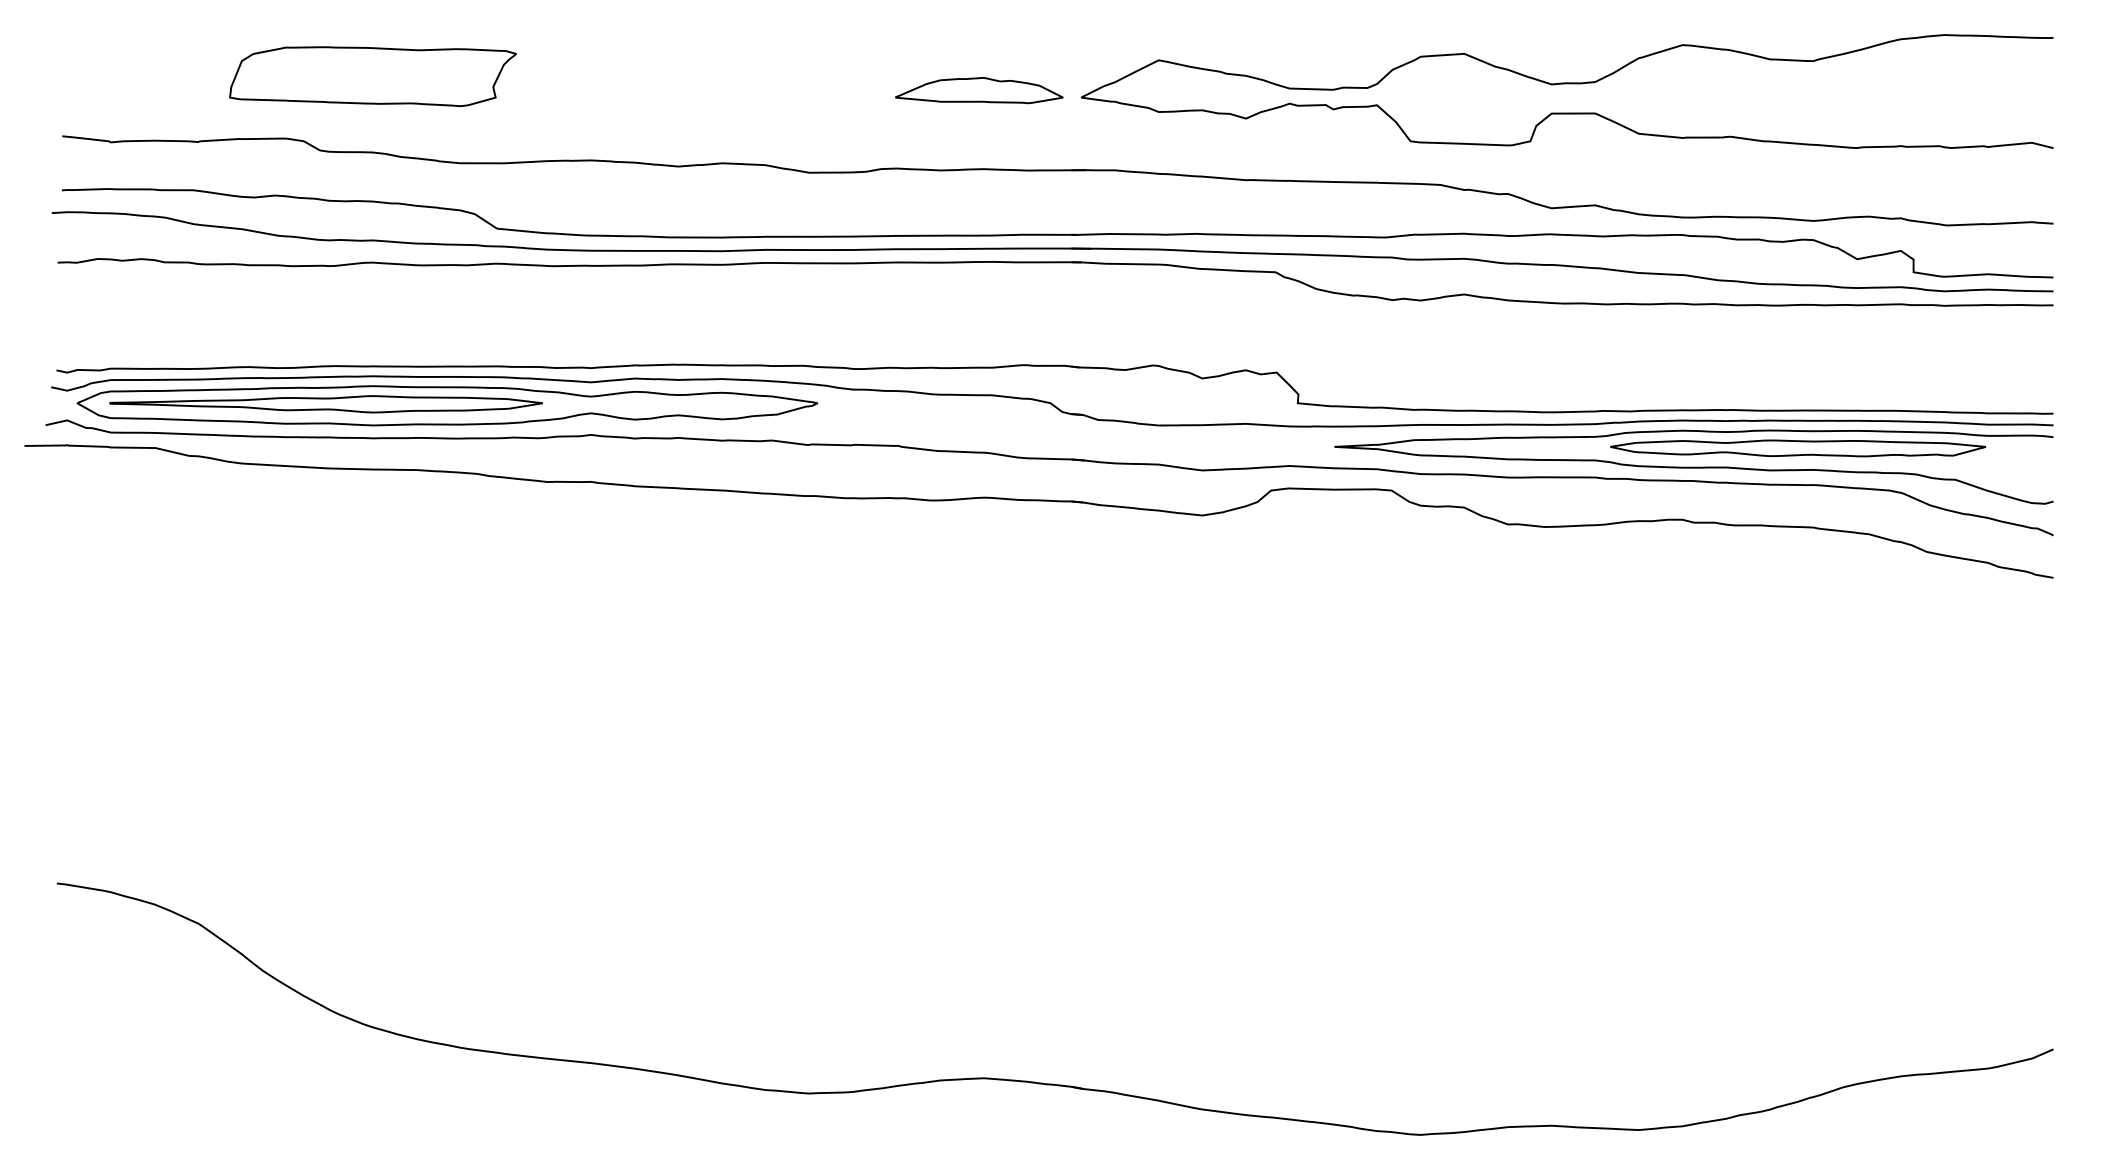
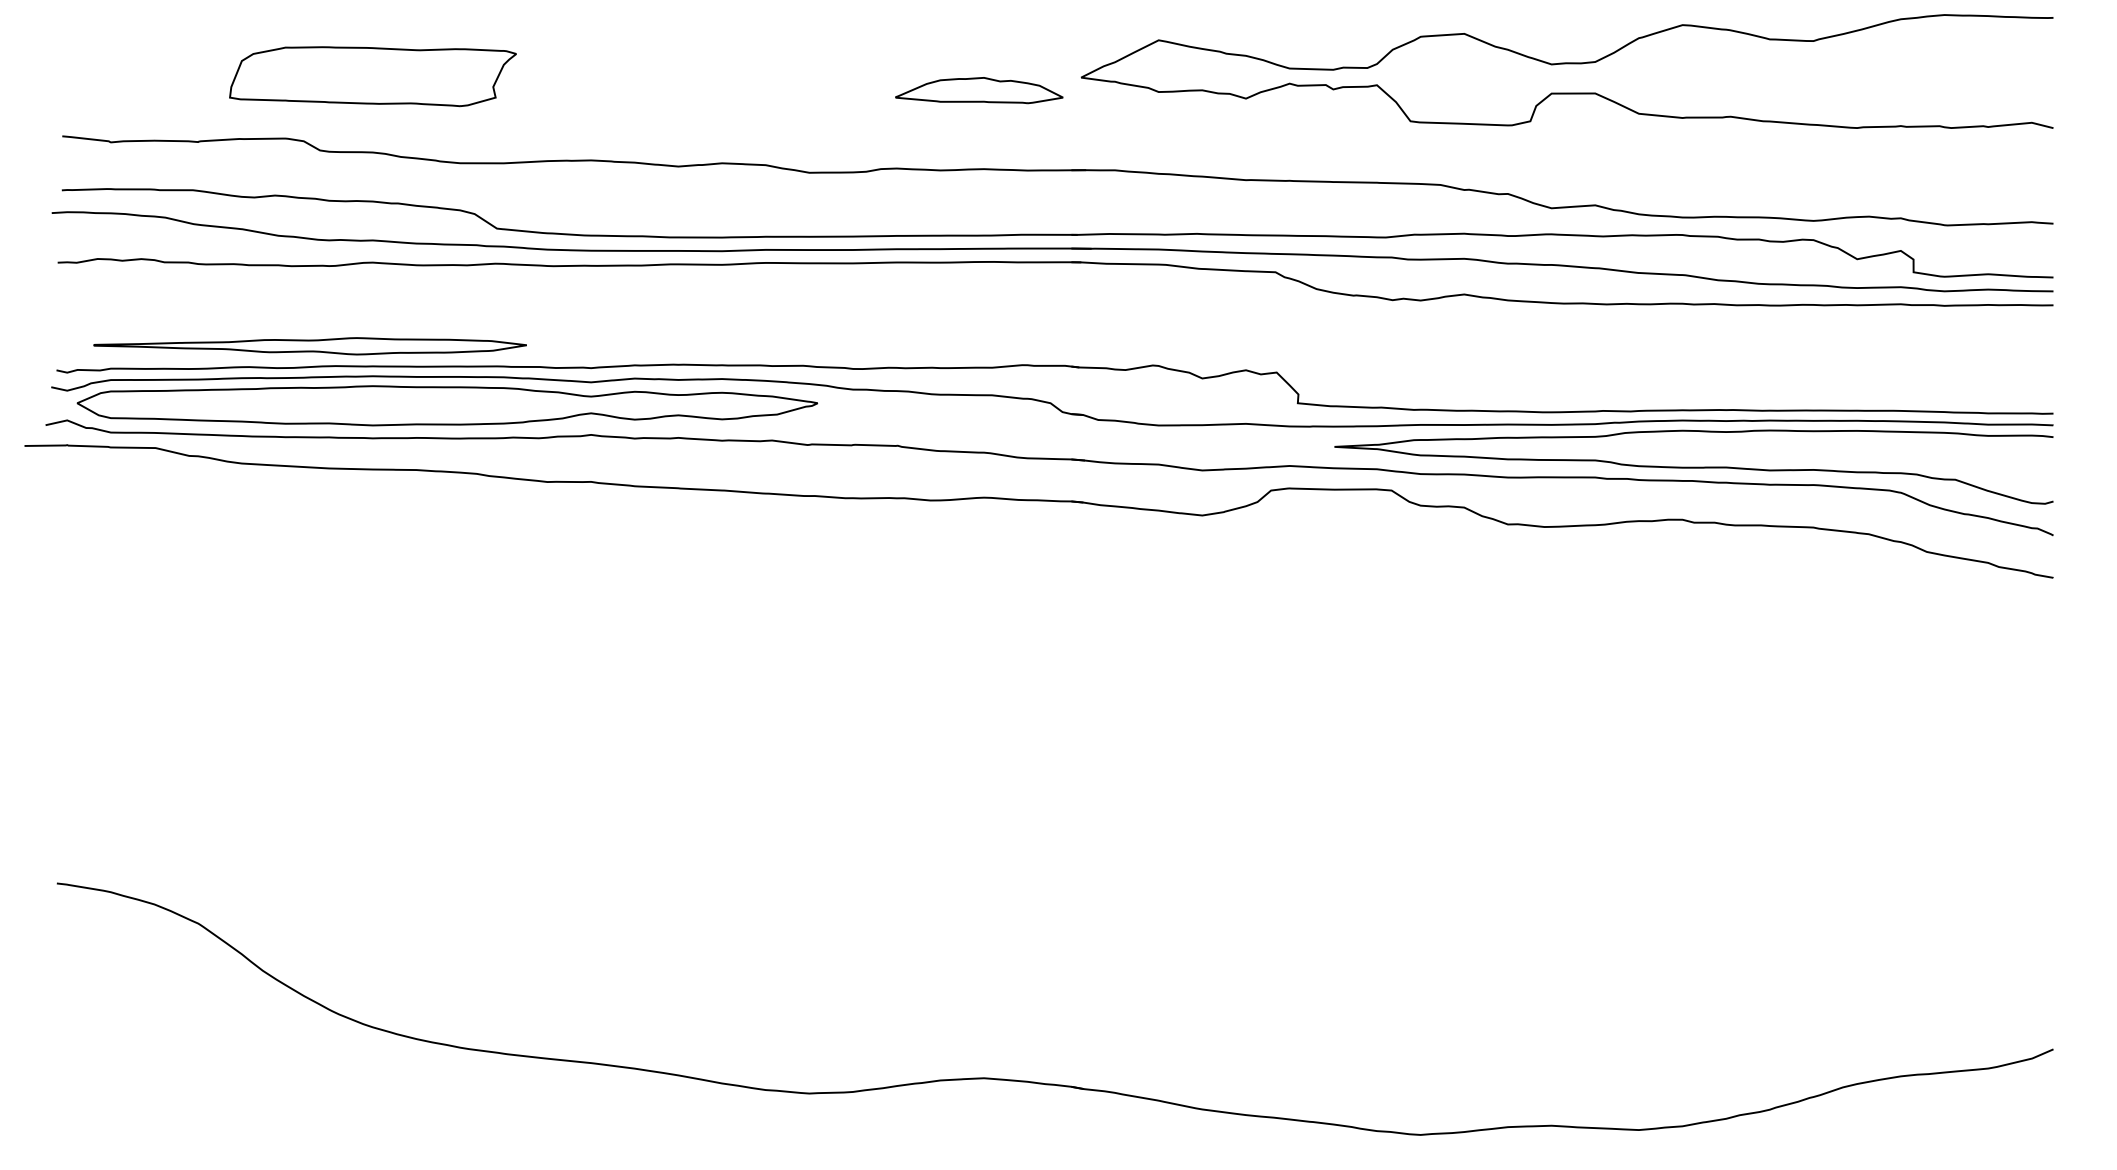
curve position: (1566, 84) -> (1566, 64) (1566, 64)
part position: (325, 404) -> (309, 346) (309, 346)
part: present -> none (1798, 448)
